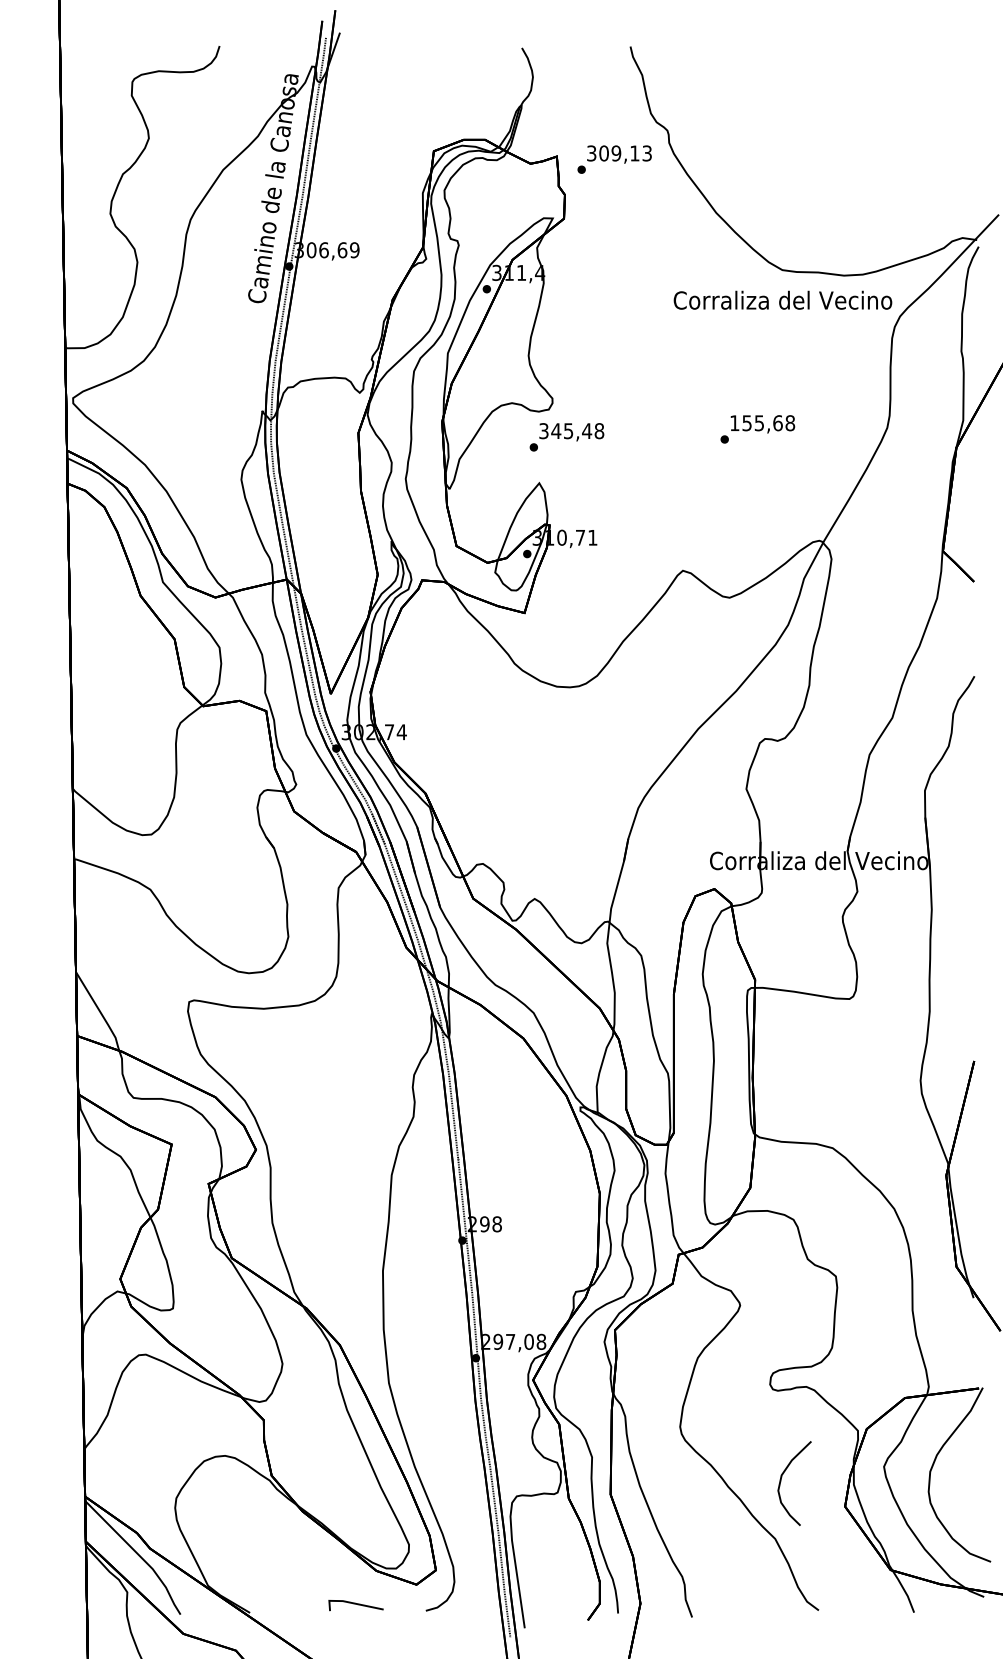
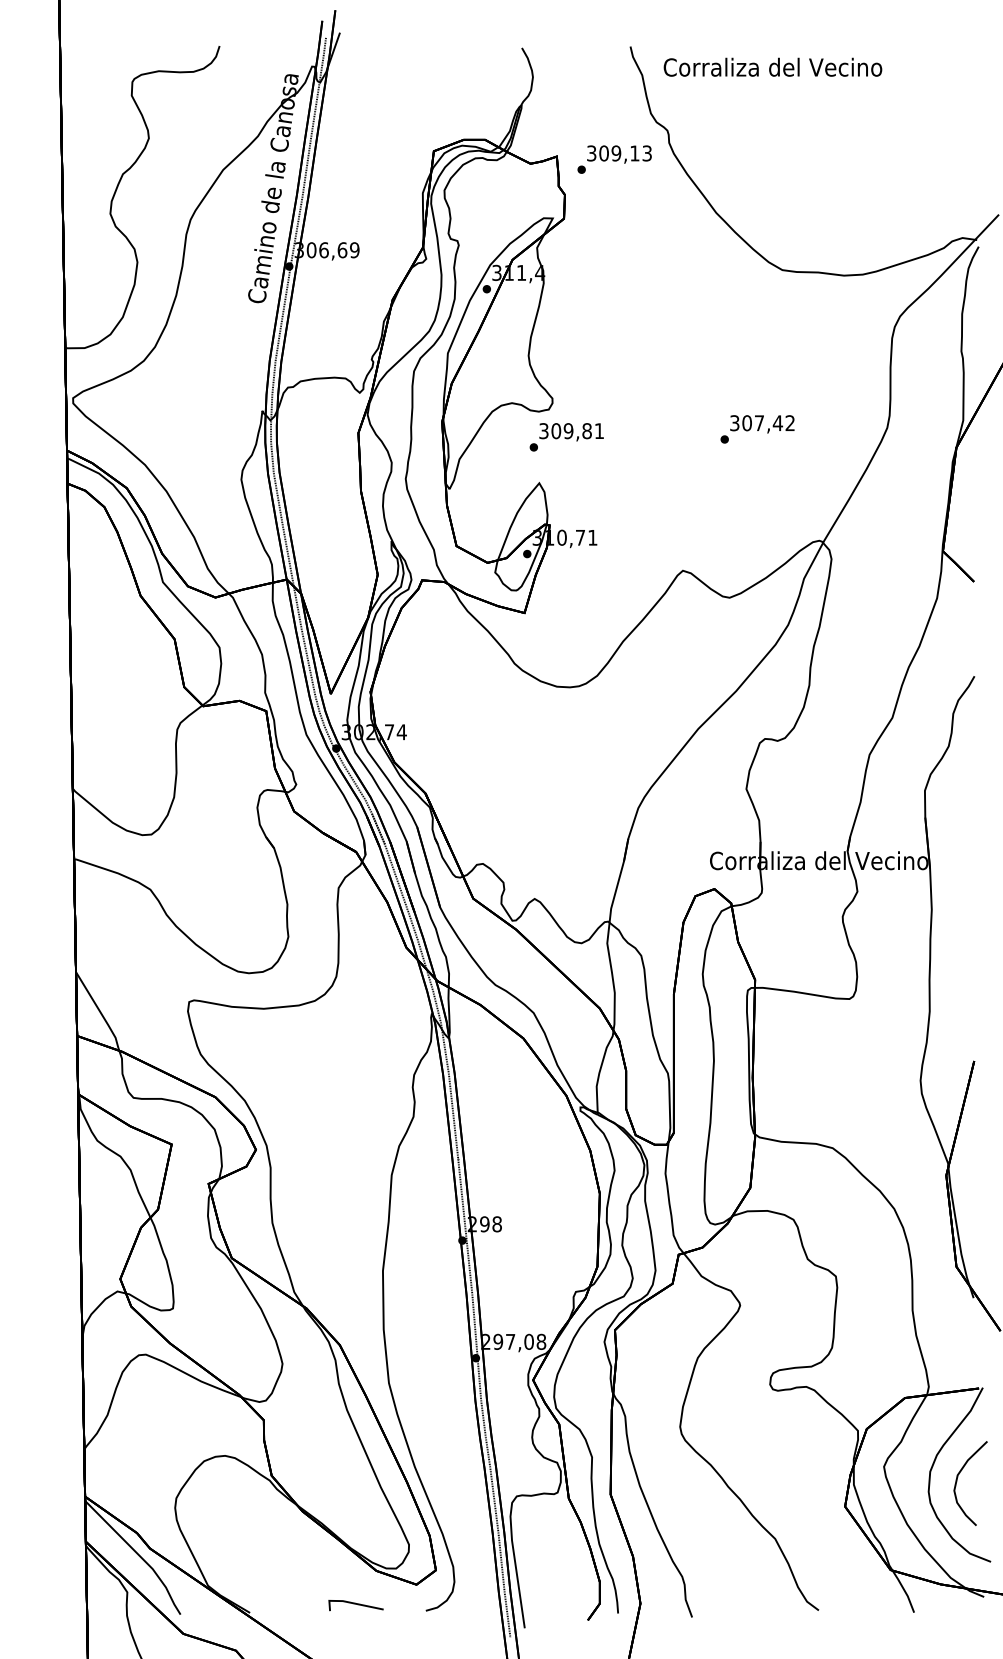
text position: (782, 299) -> (772, 66) (772, 66)
text: 155,68 -> 307,42 (762, 423)
text: 345,48 -> 309,81 (577, 431)
part position: (781, 1481) -> (957, 1481) (957, 1481)
